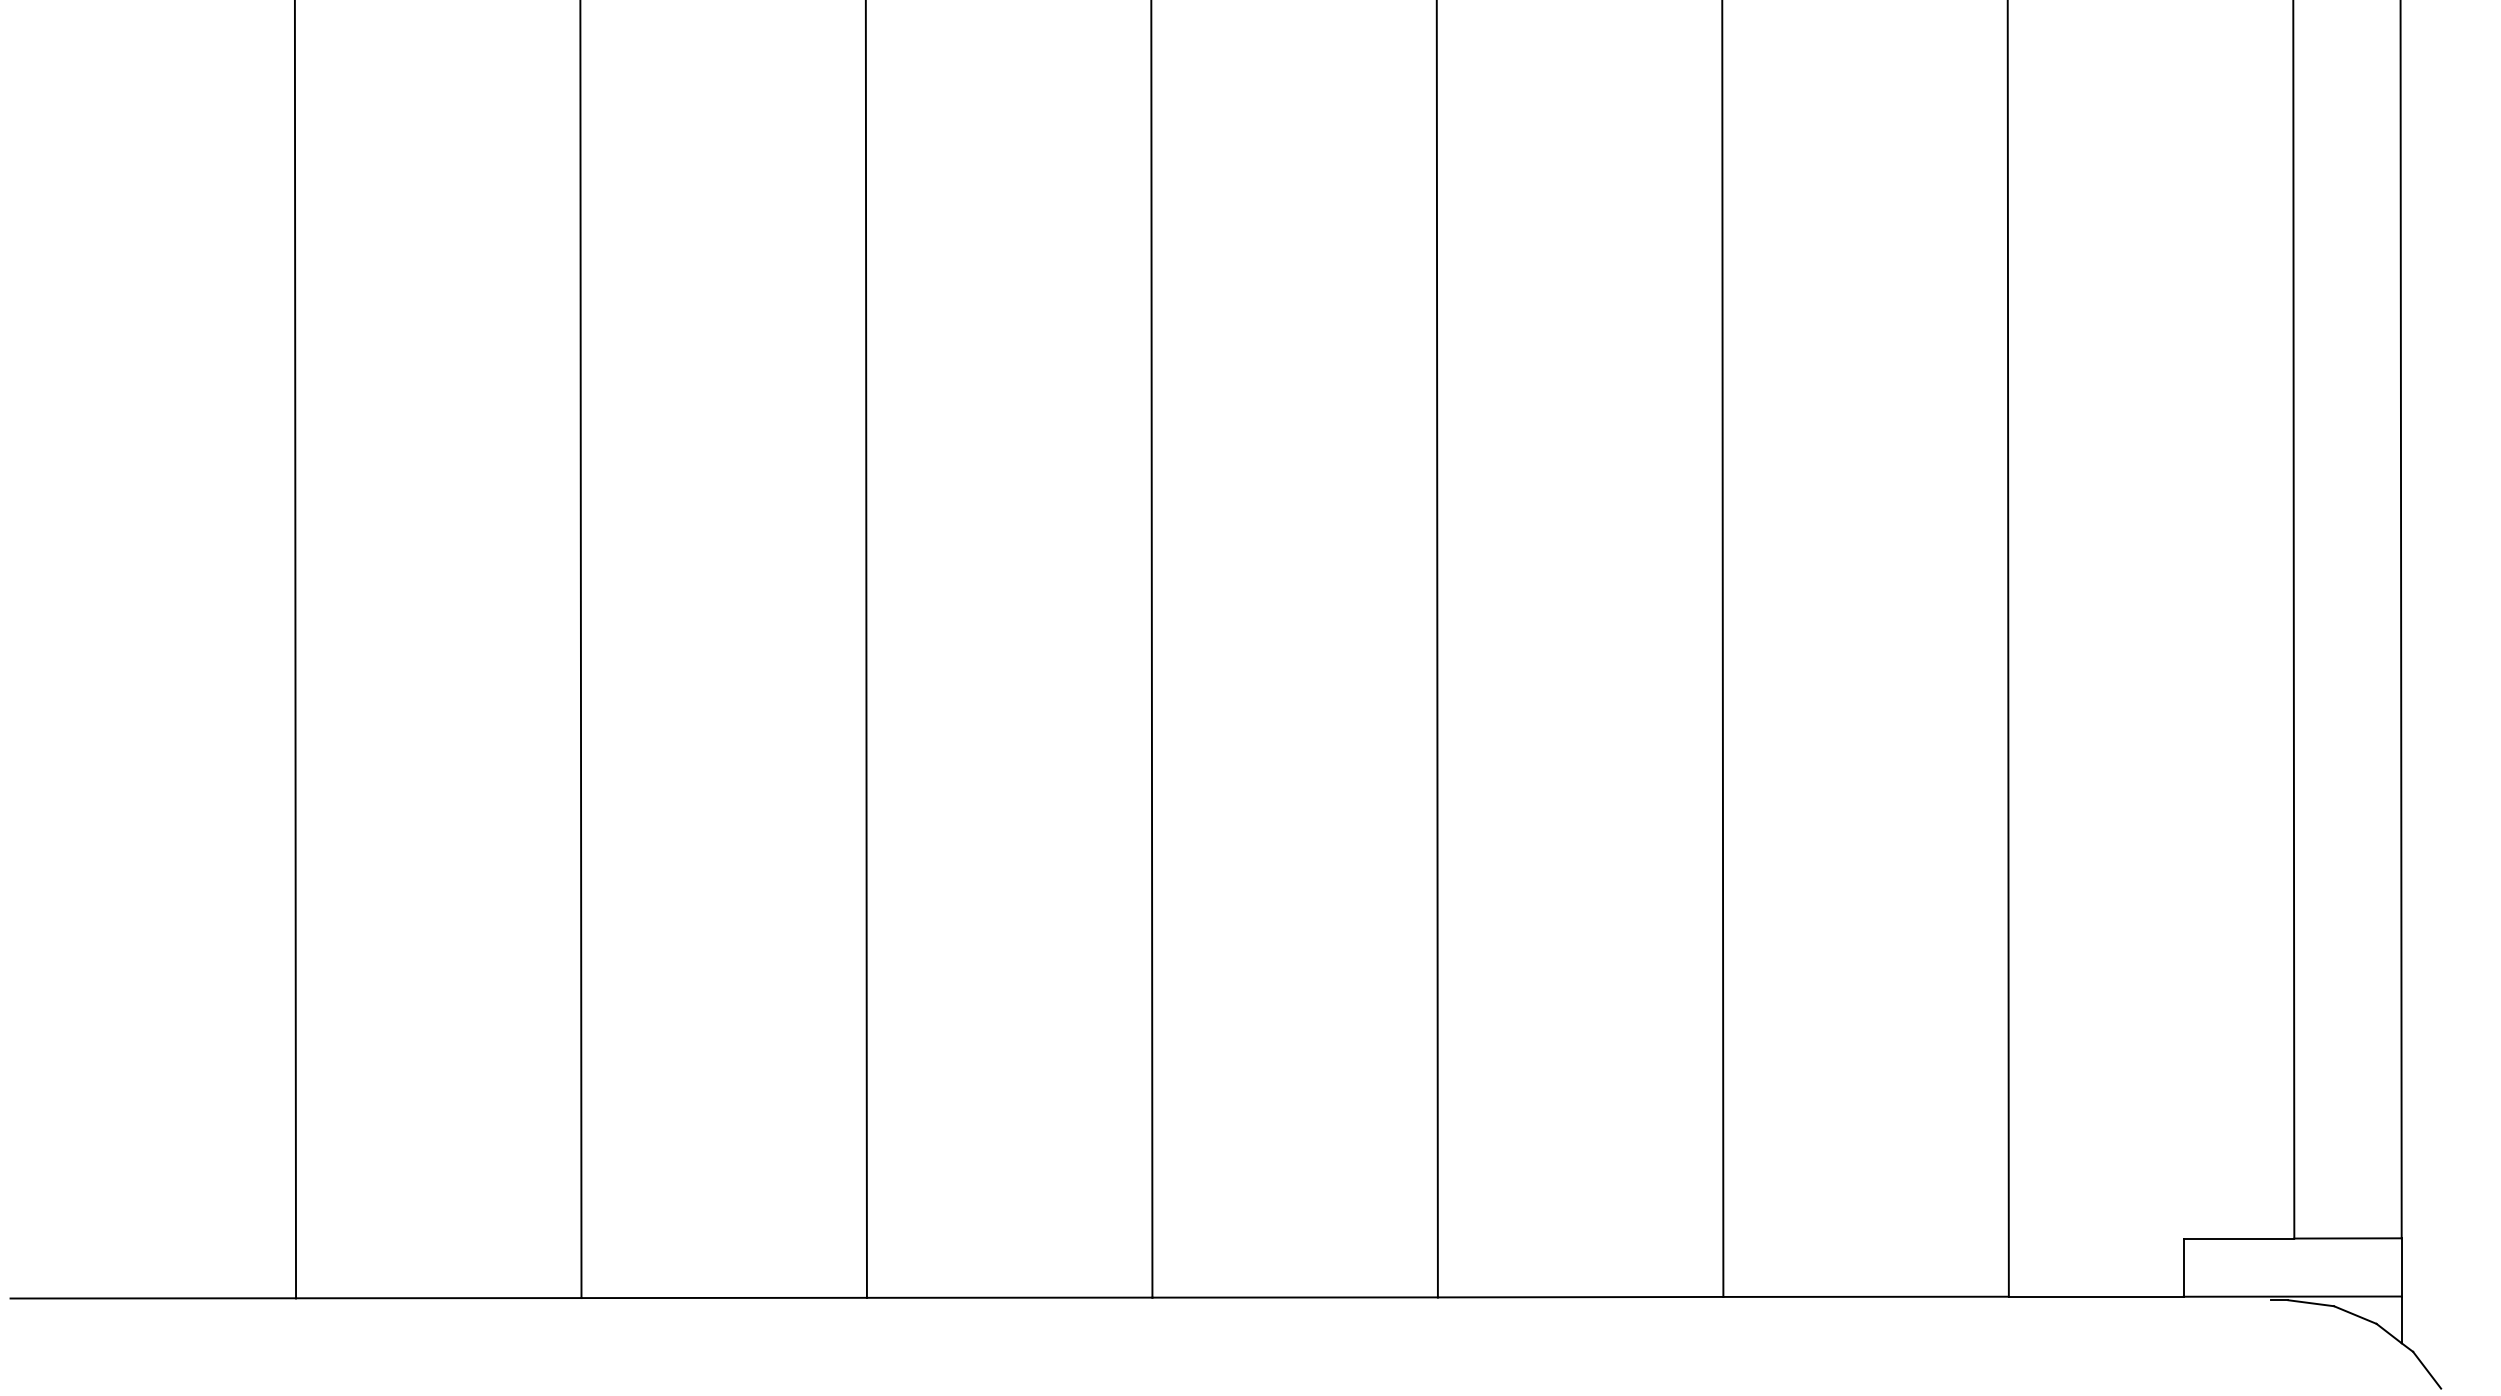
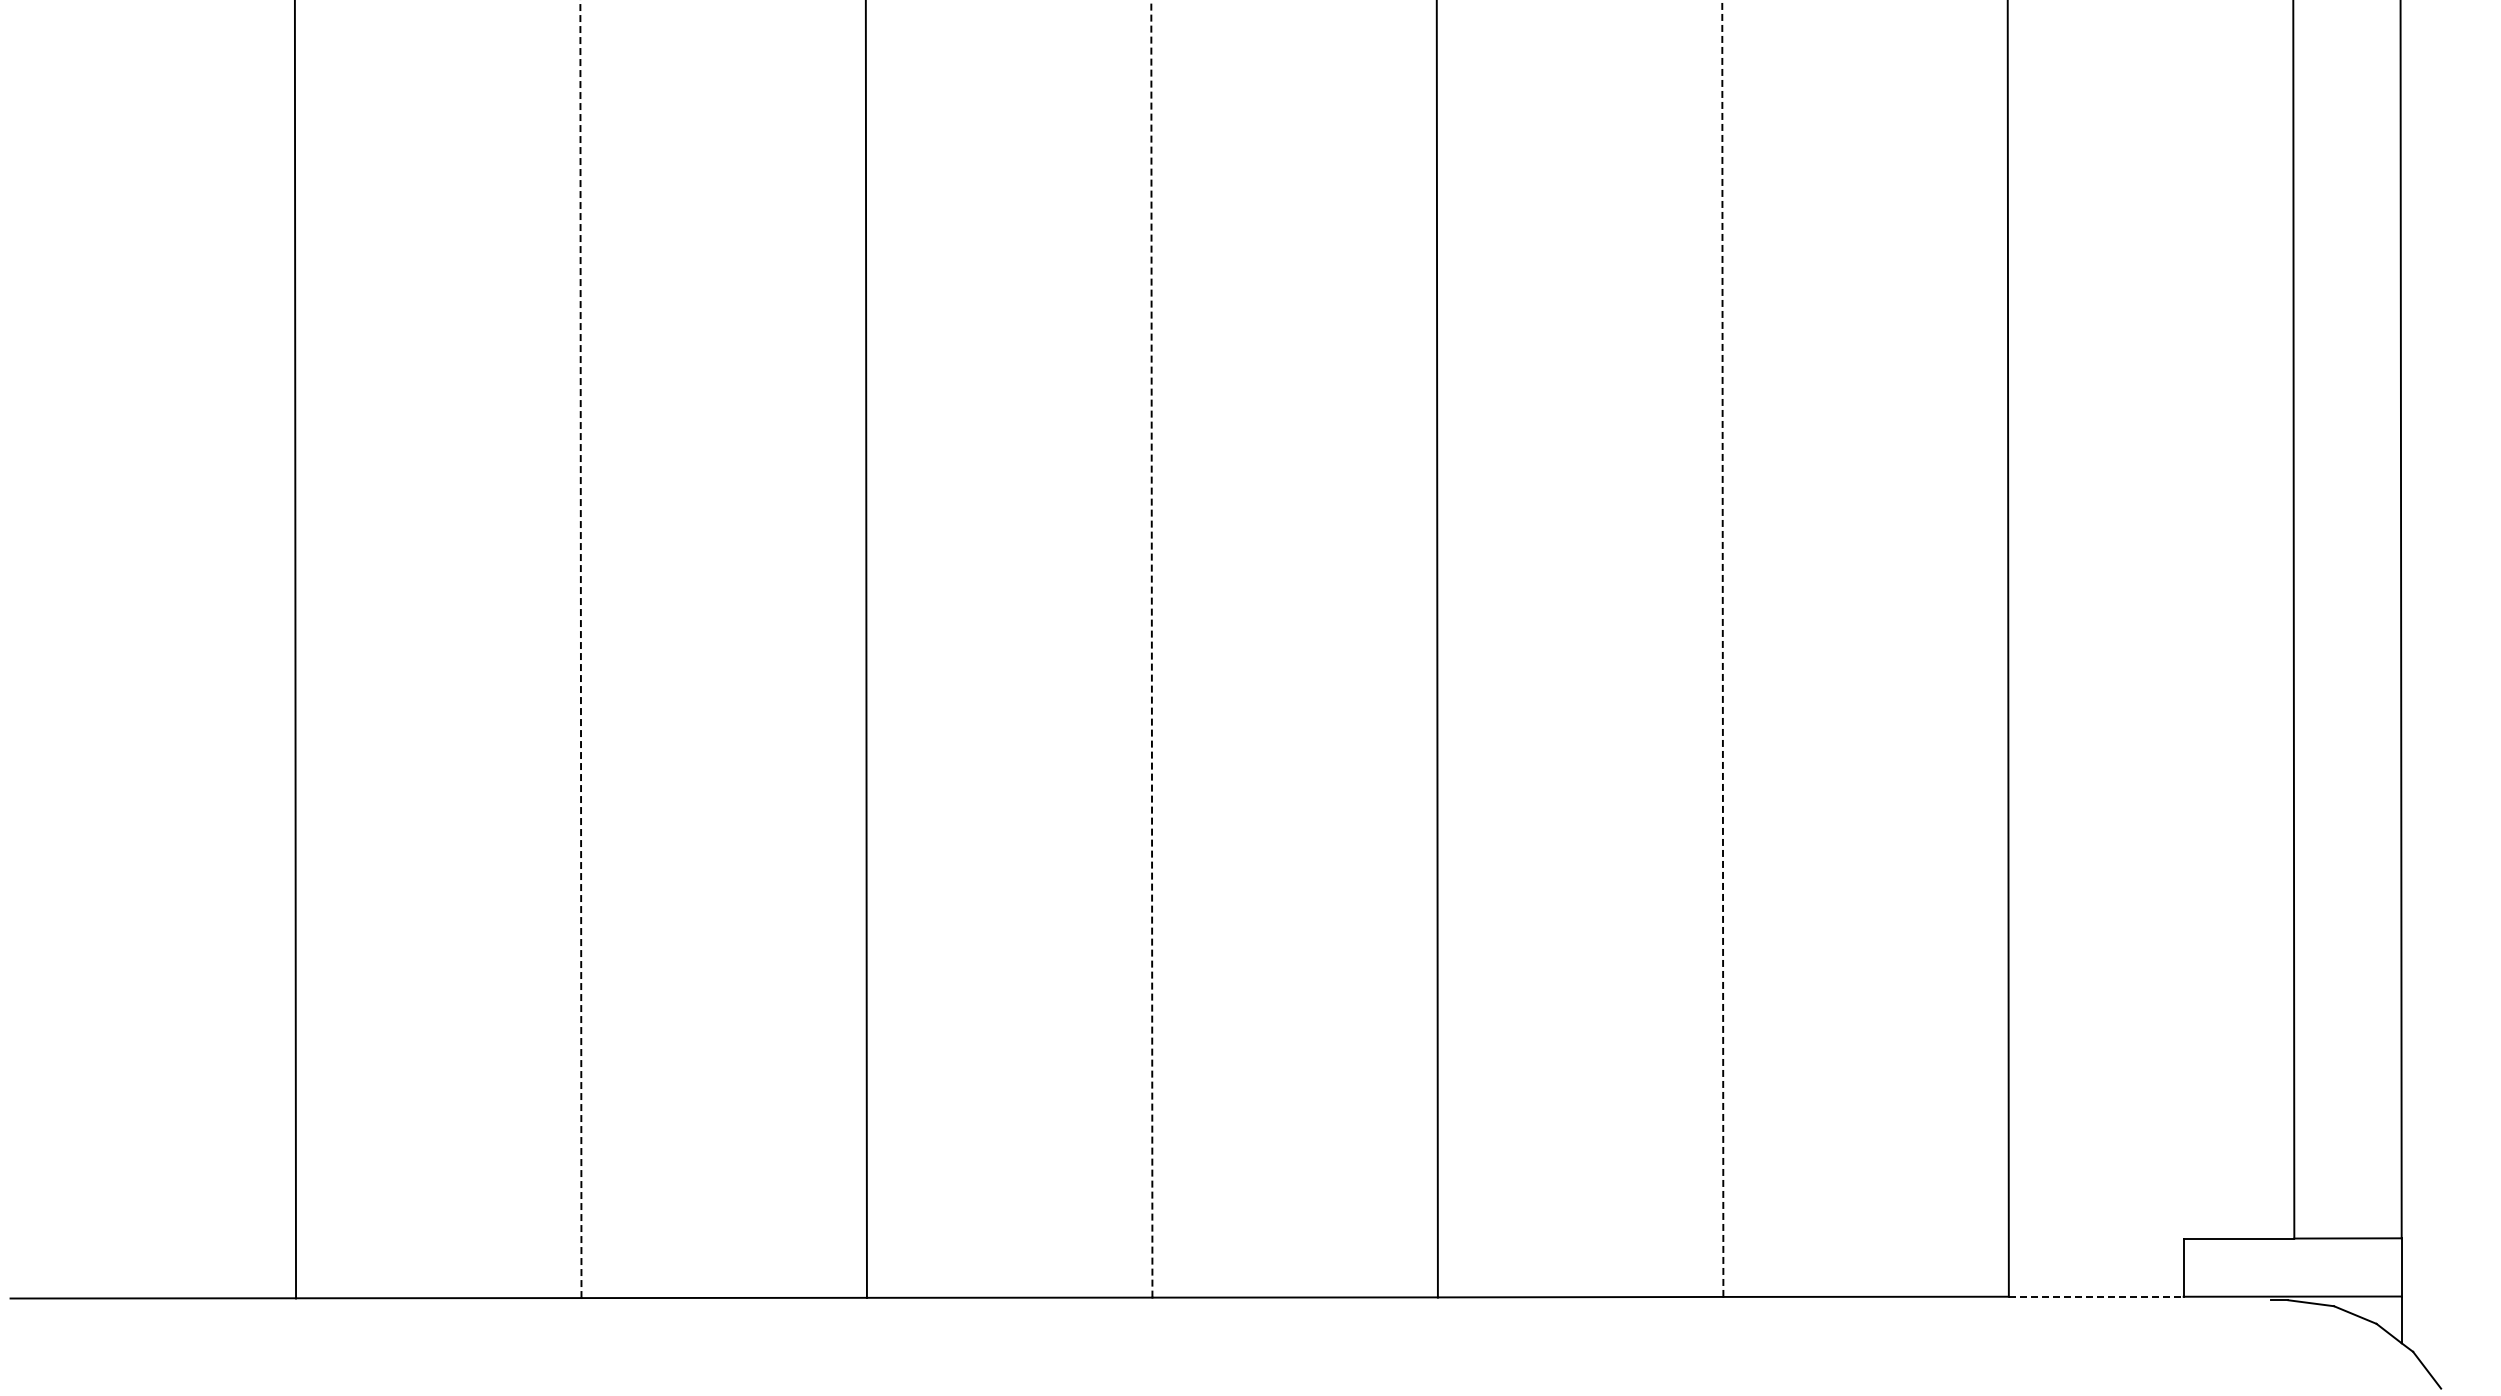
line: solid -> dashed (1151, 648)
line: solid -> dashed (1722, 648)
line: solid -> dashed (580, 649)
line: solid -> dashed (2096, 1296)
